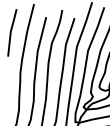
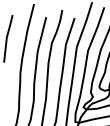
line position: (11, 32) -> (7, 38) (7, 38)
